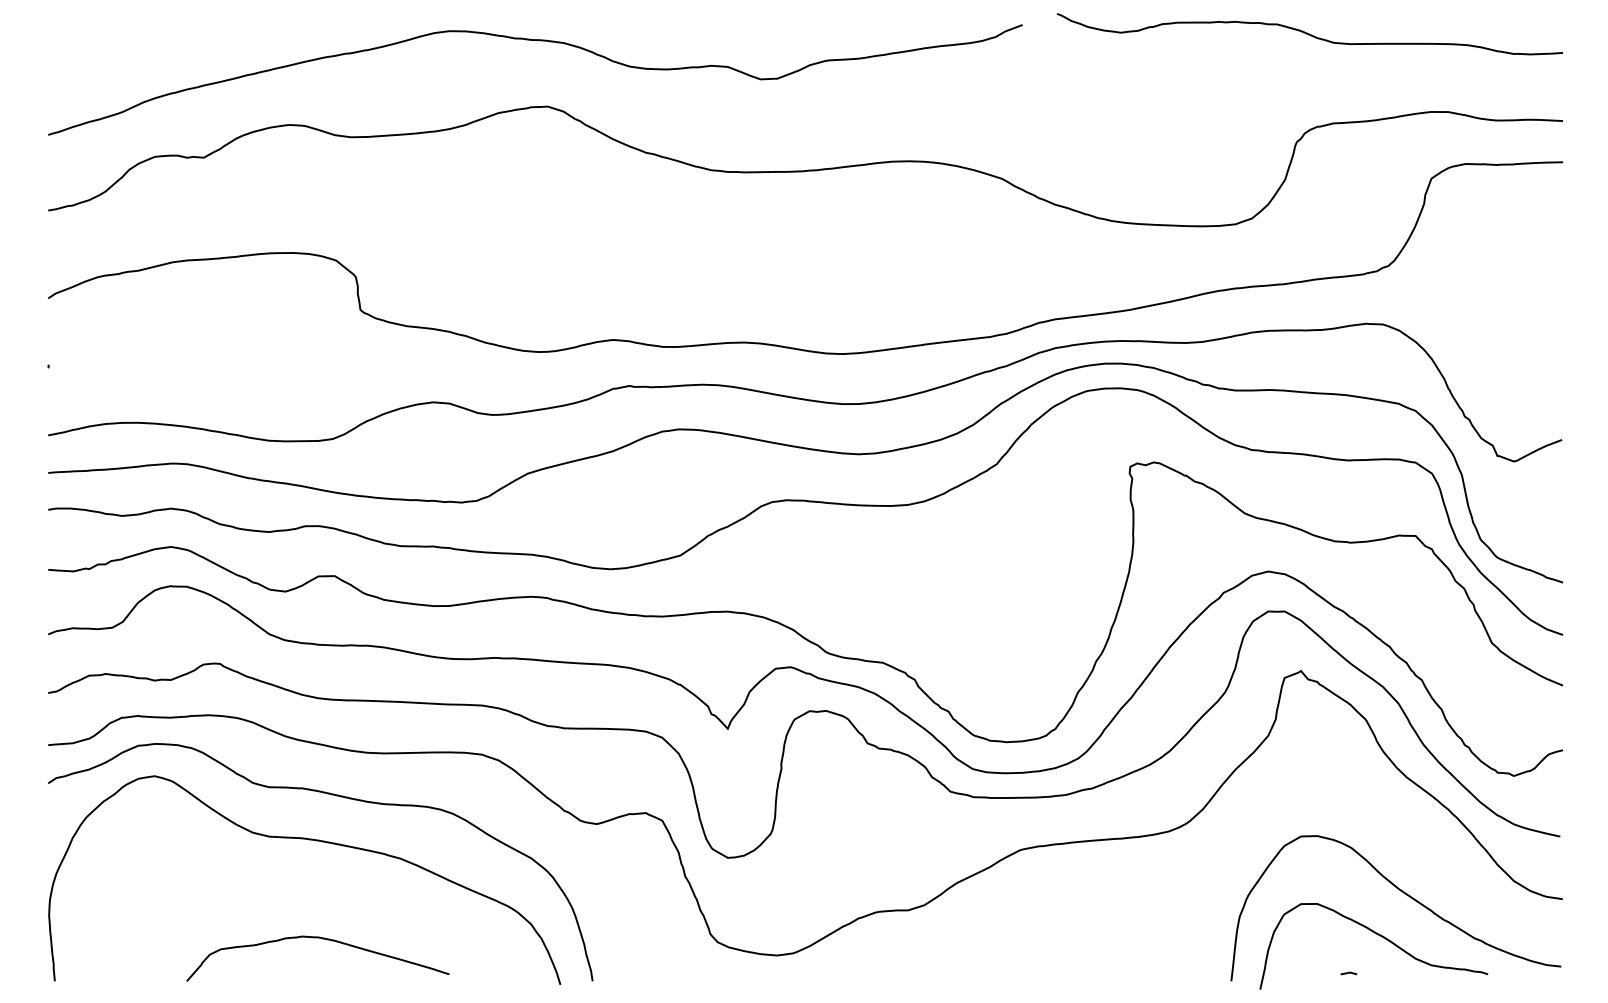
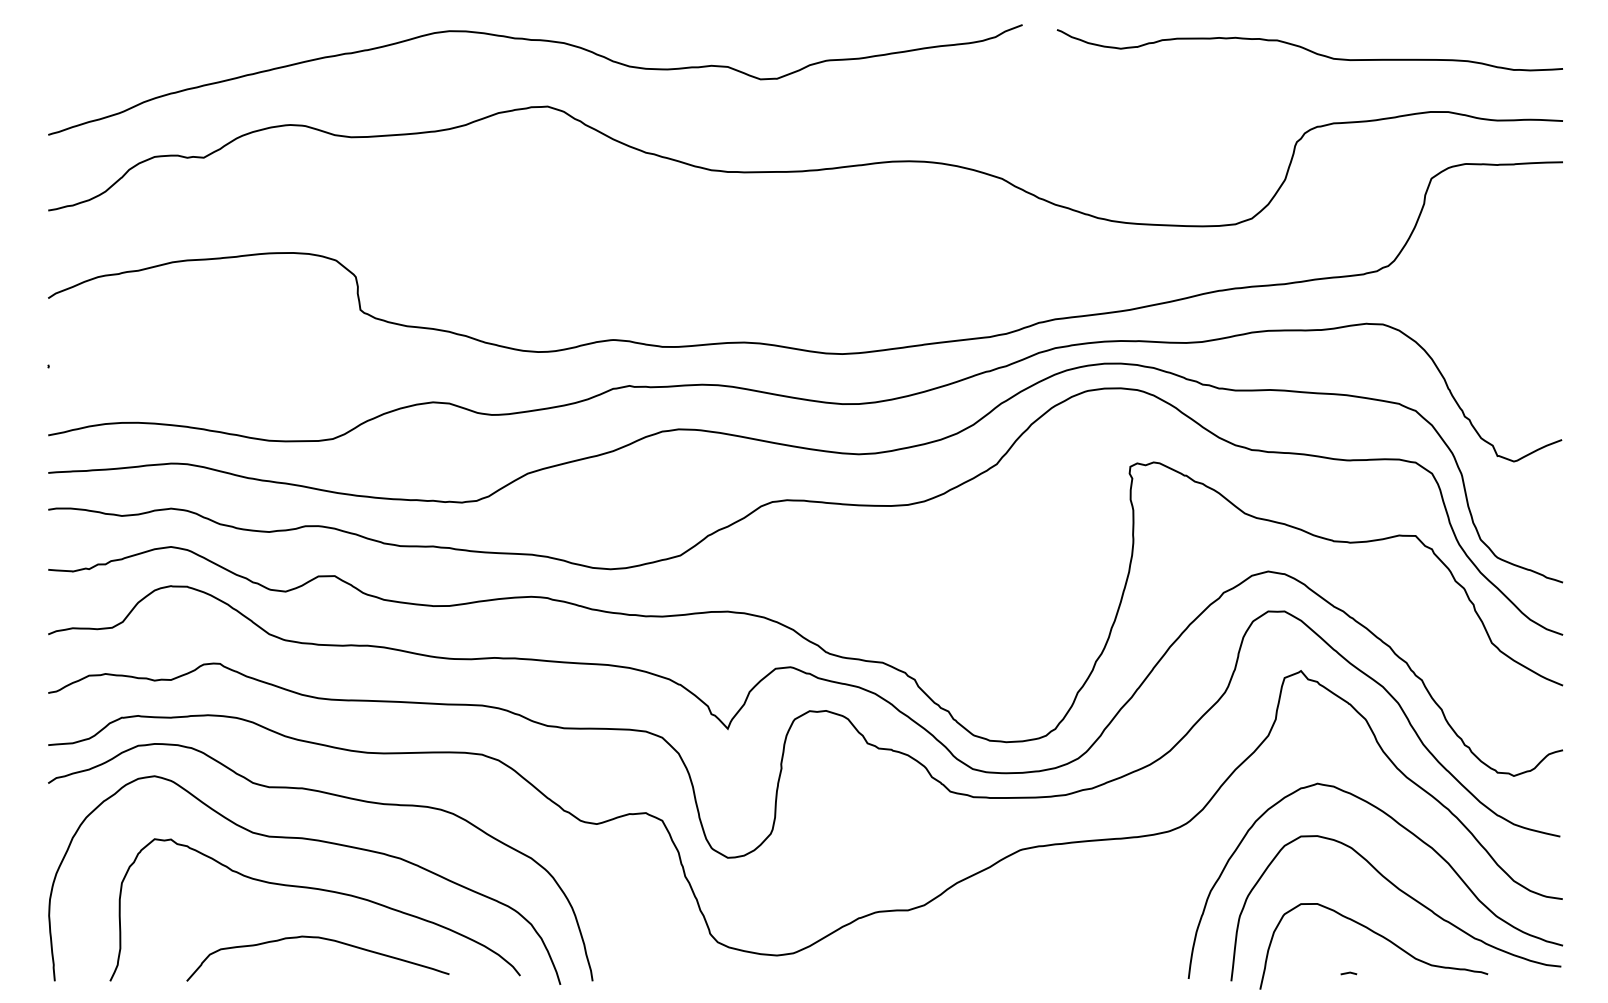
curve position: (1309, 34) -> (1309, 50) (1309, 50)
curve: none -> present (1407, 831)
curve: none -> present (319, 890)
